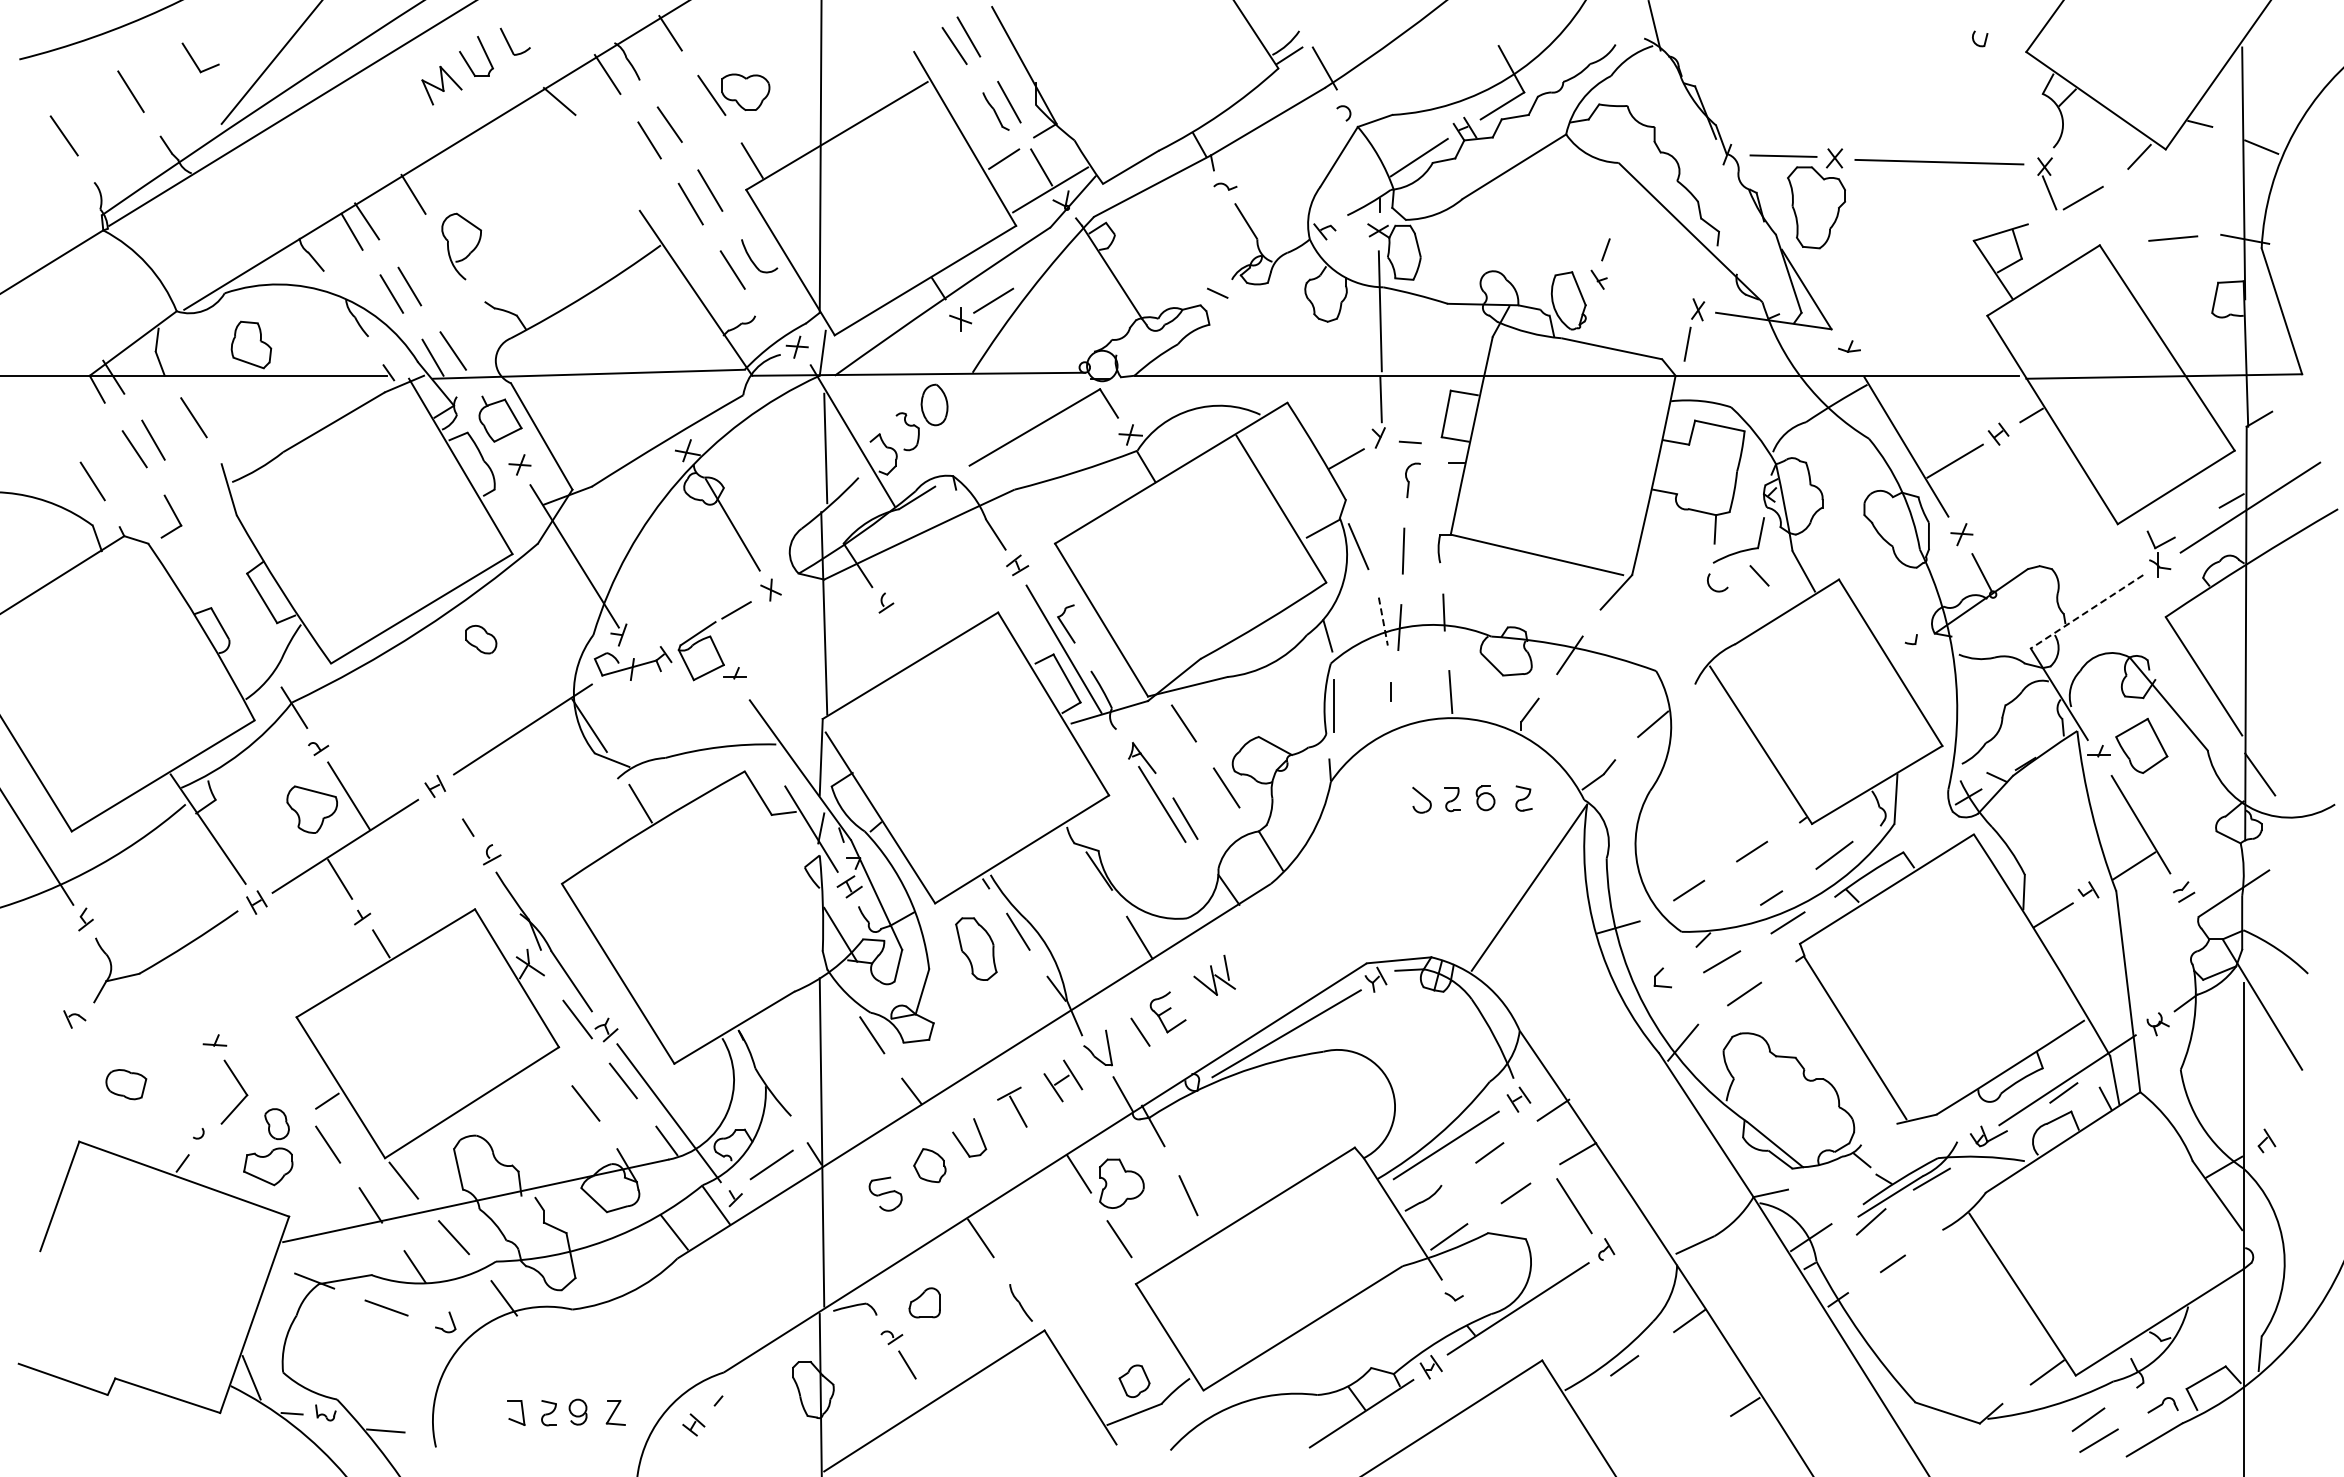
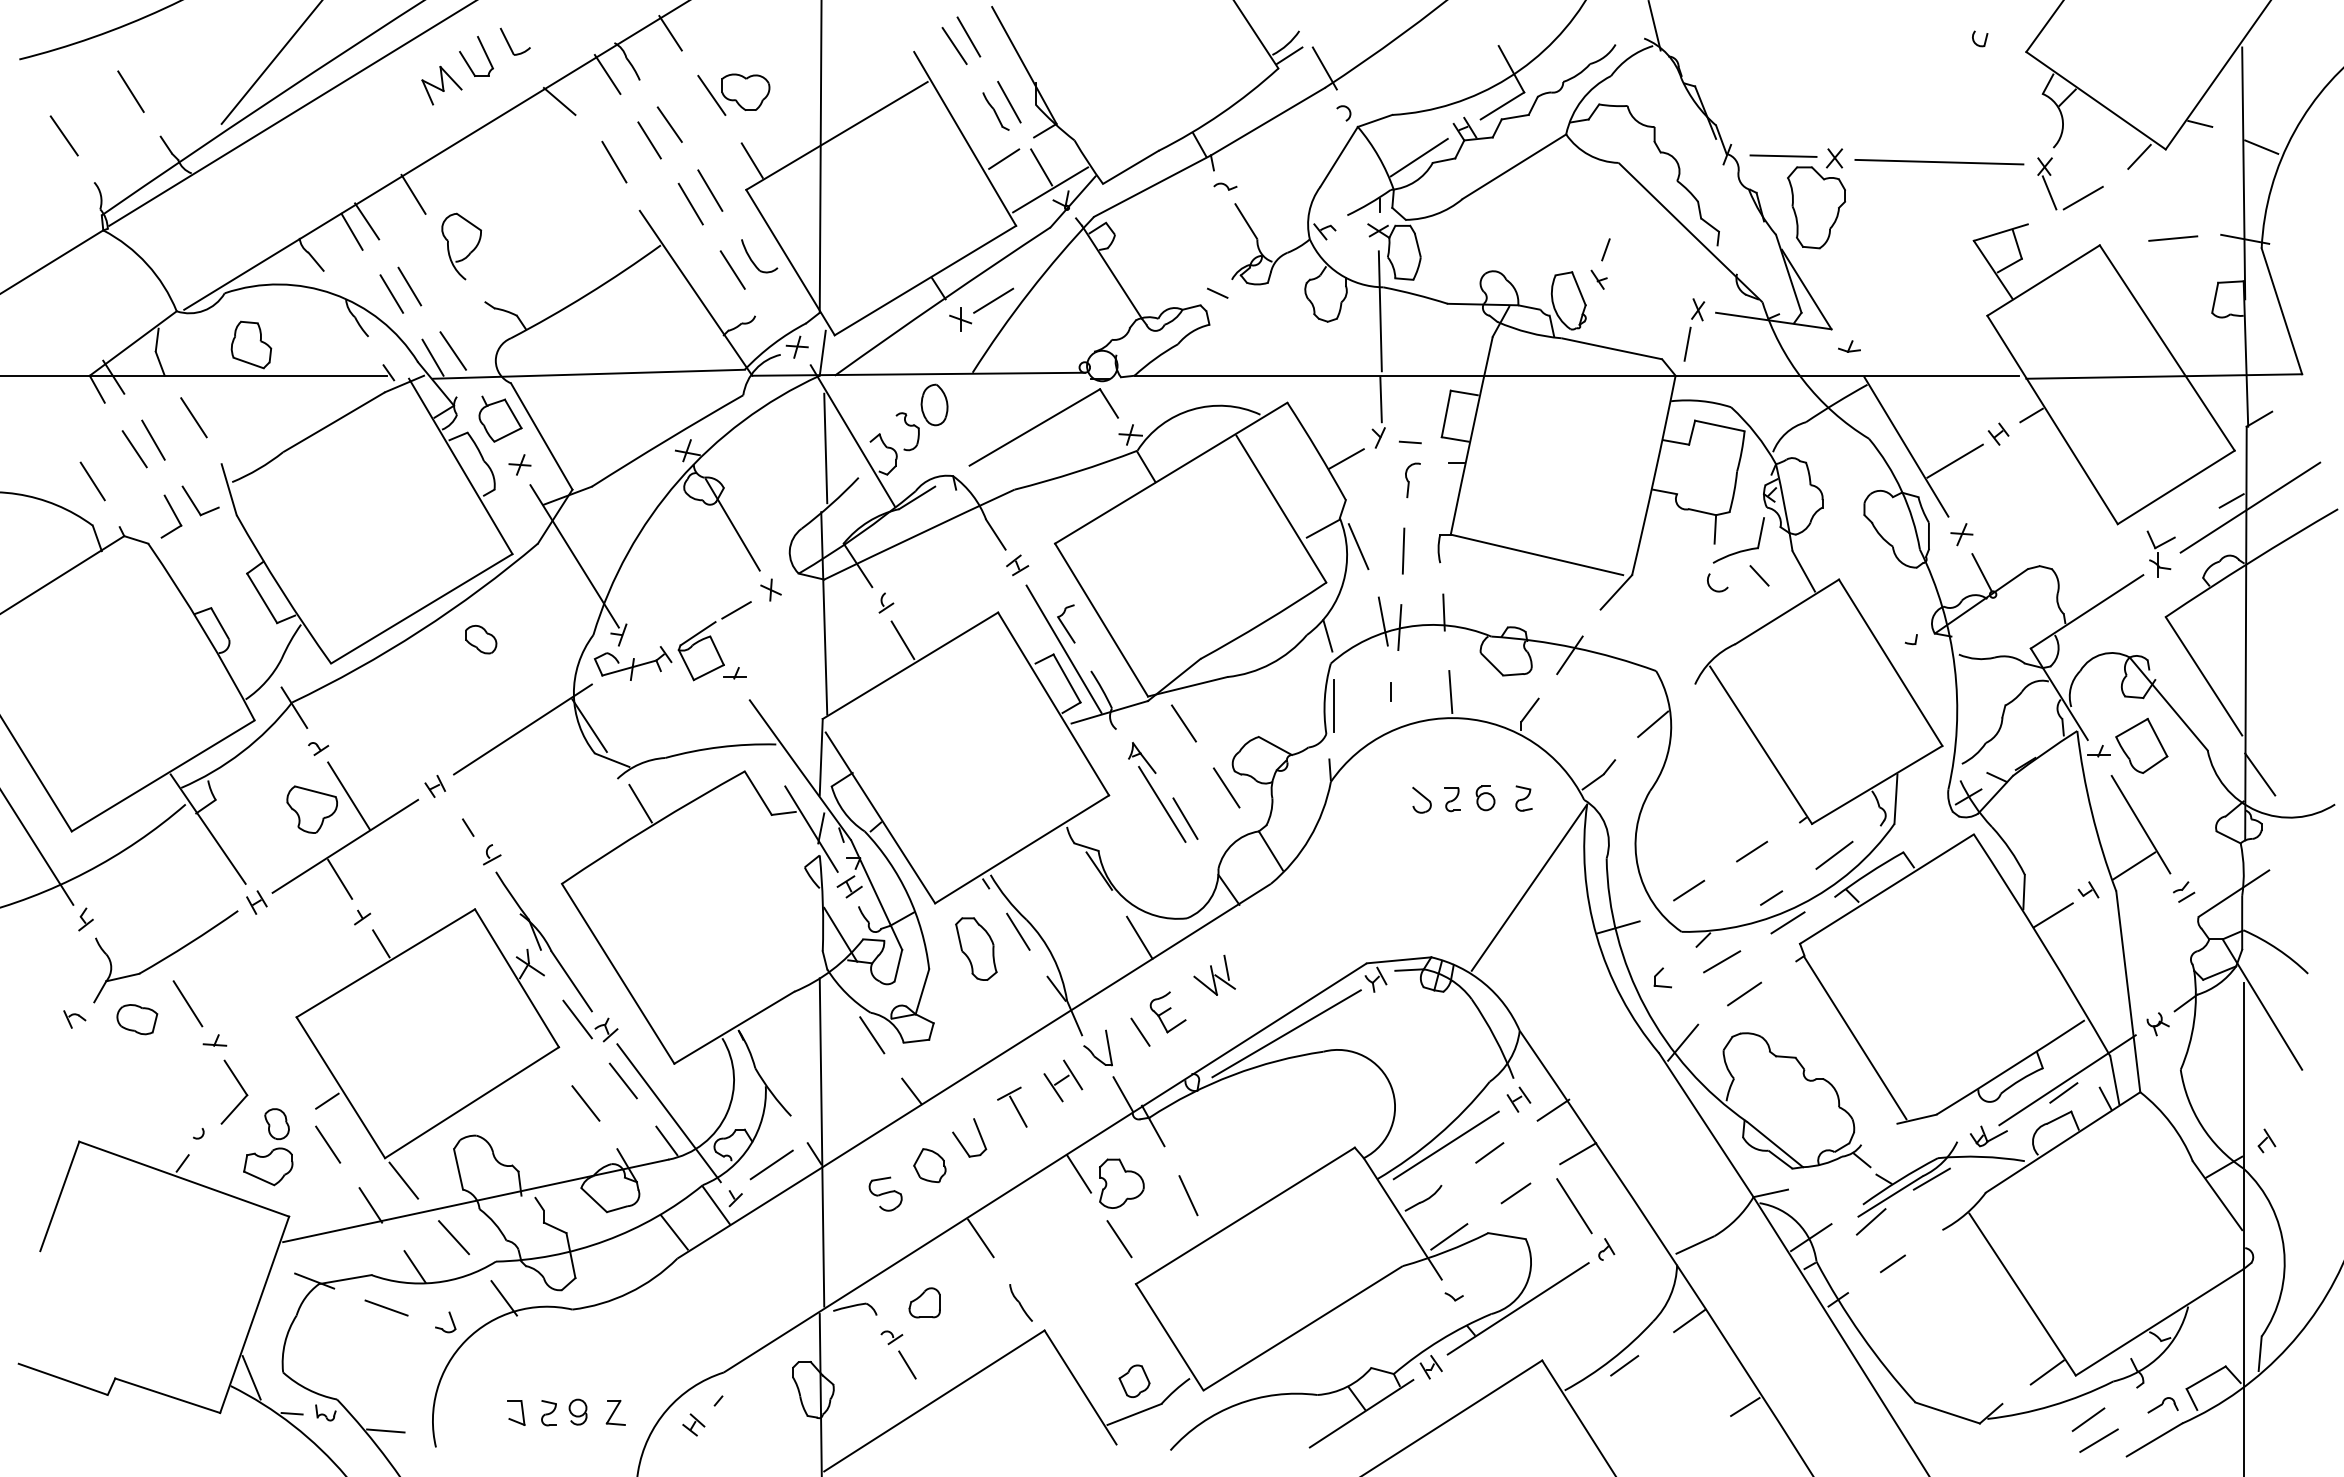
part position: (195, 61) -> (195, 504) (195, 504)
line: none -> present (614, 161)
line: dashed -> solid (2086, 612)
line: dashed -> solid (1383, 622)
line: none -> present (902, 640)
line: none -> present (187, 1003)
part position: (126, 1084) -> (137, 1019) (137, 1019)
